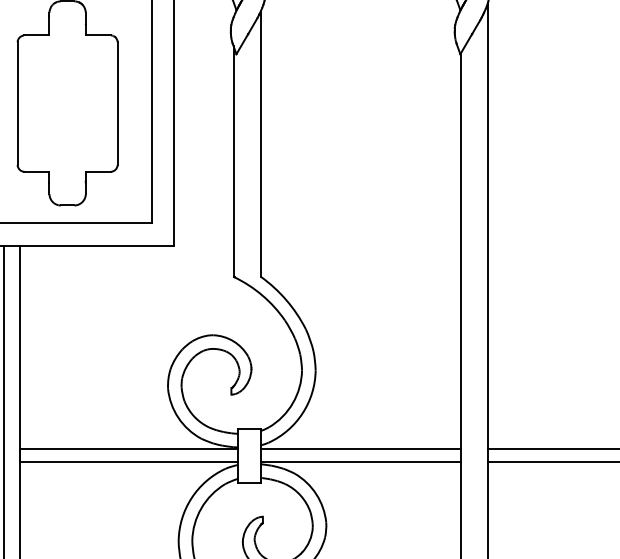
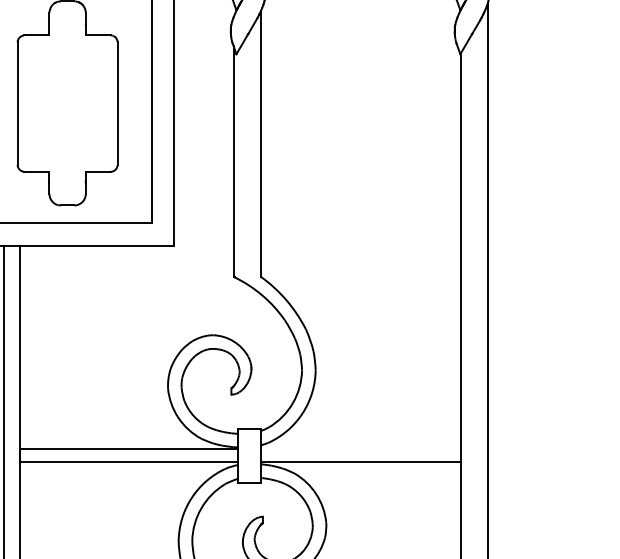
line: present -> none (360, 448)
line: present -> none (552, 448)
line: present -> none (552, 462)
